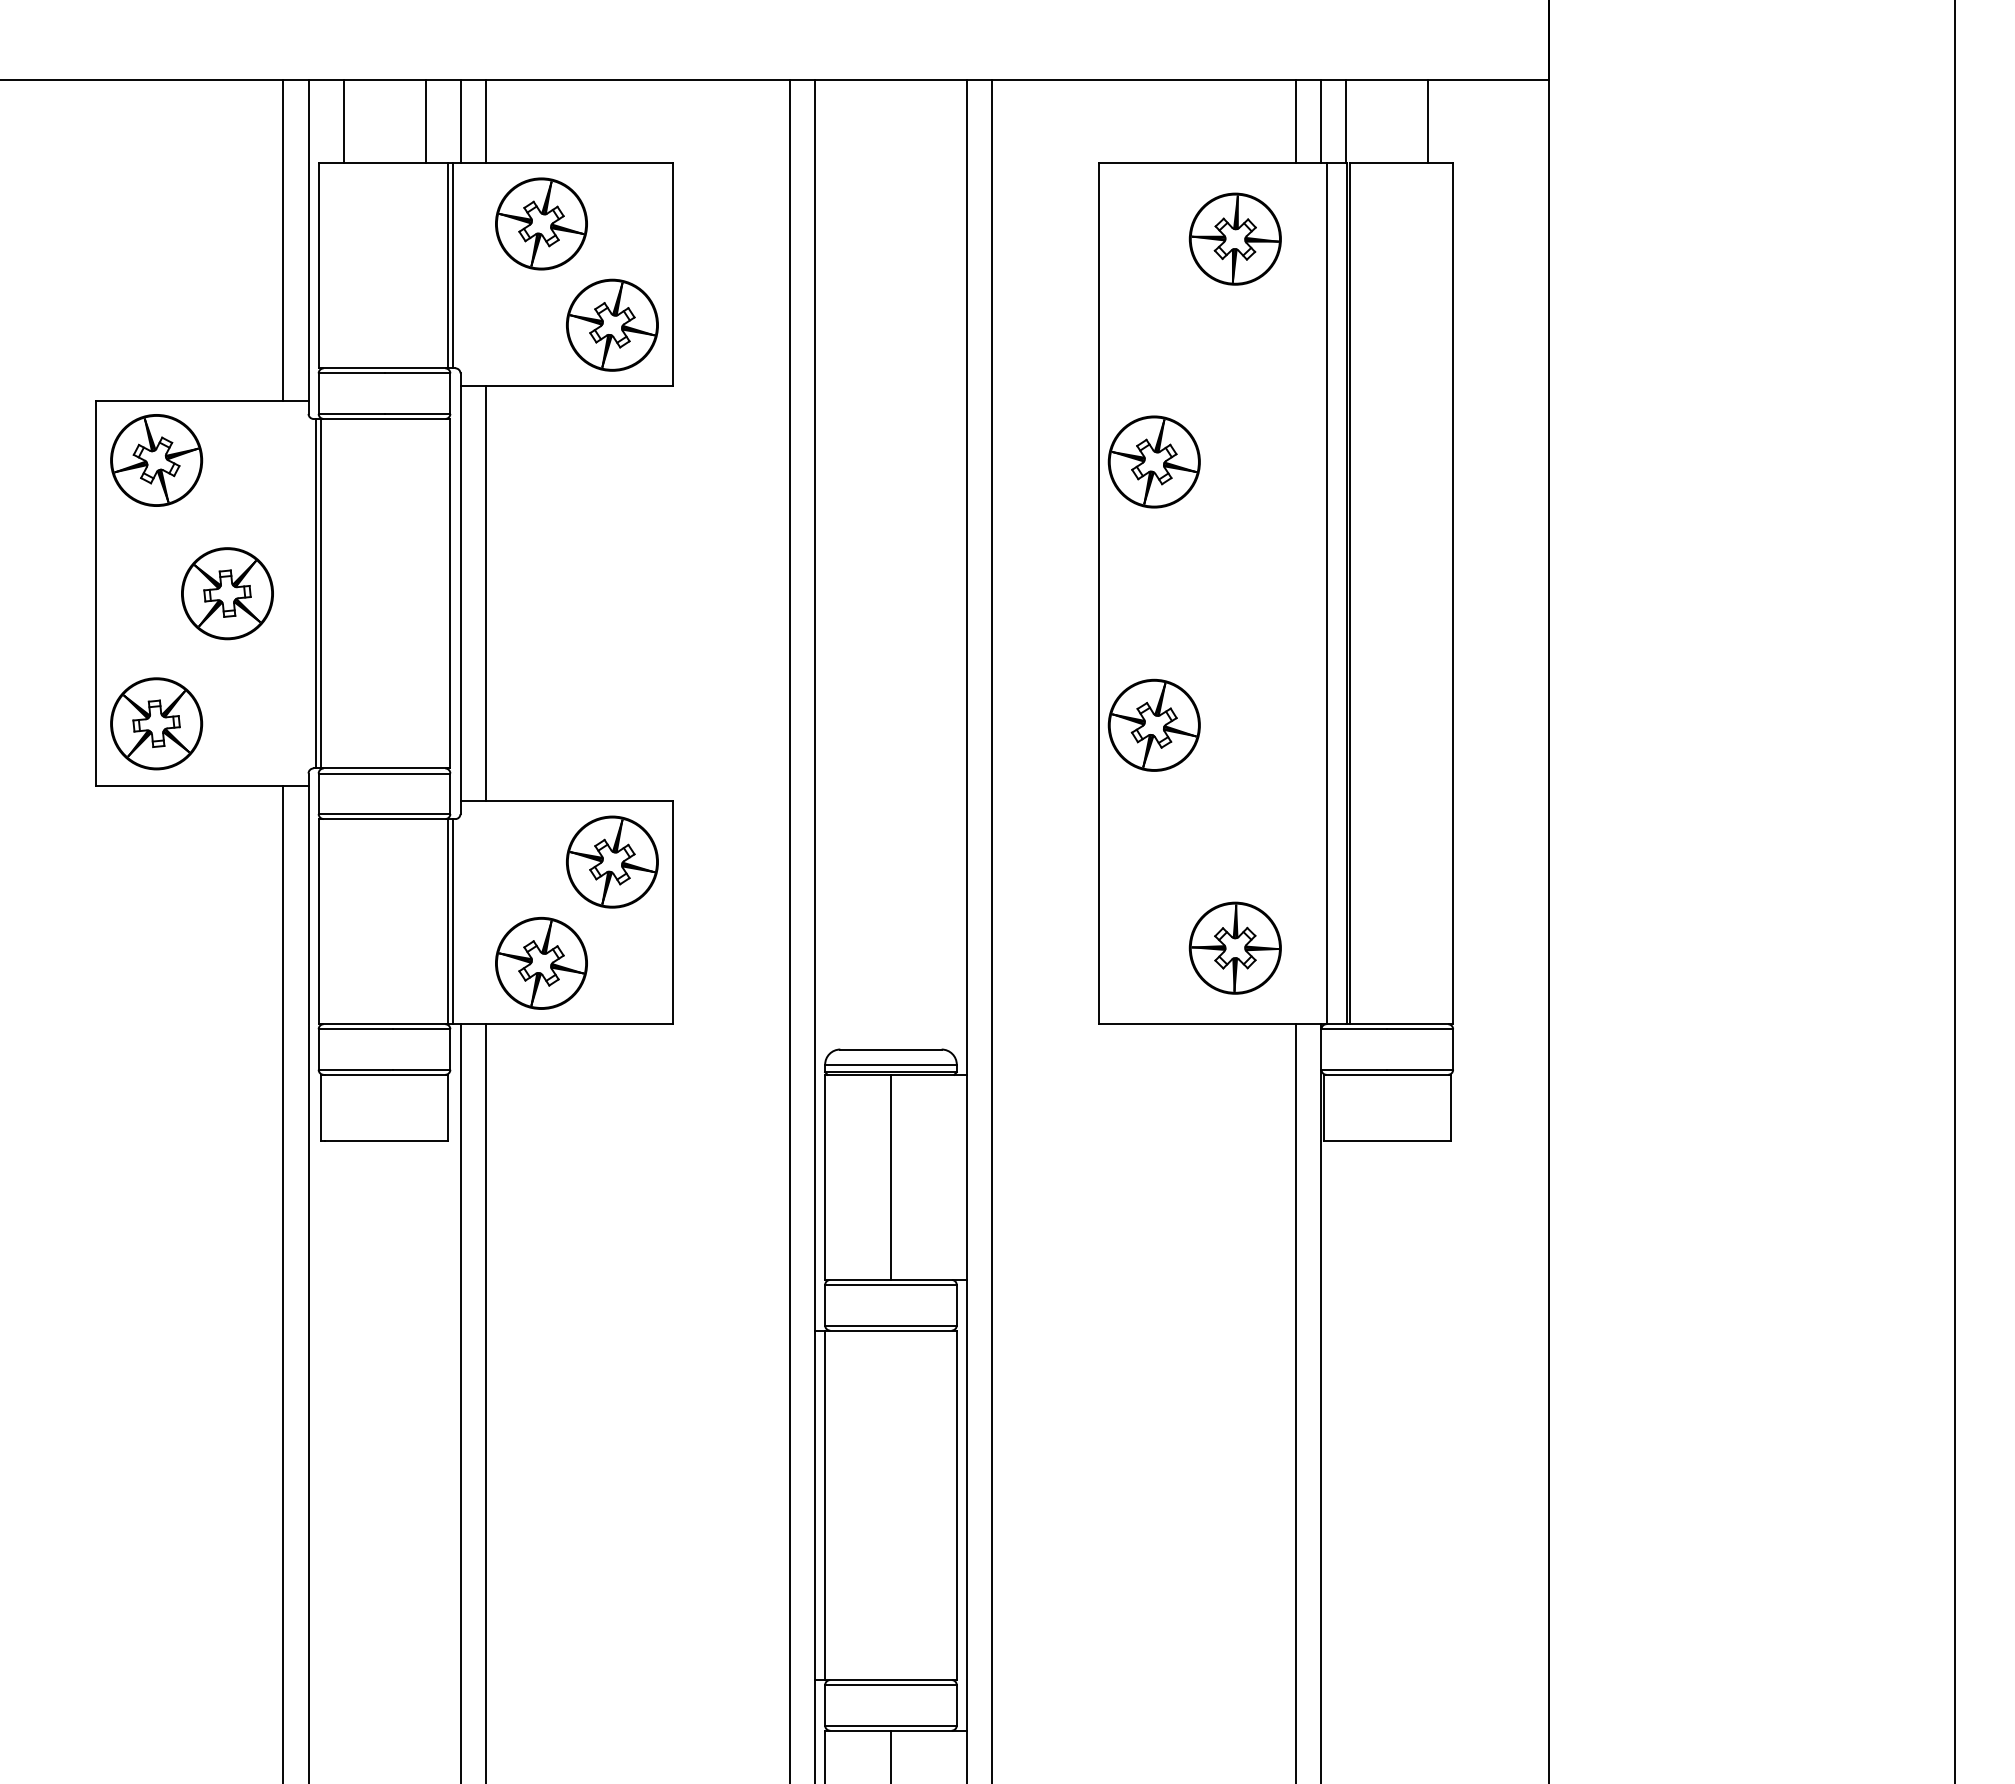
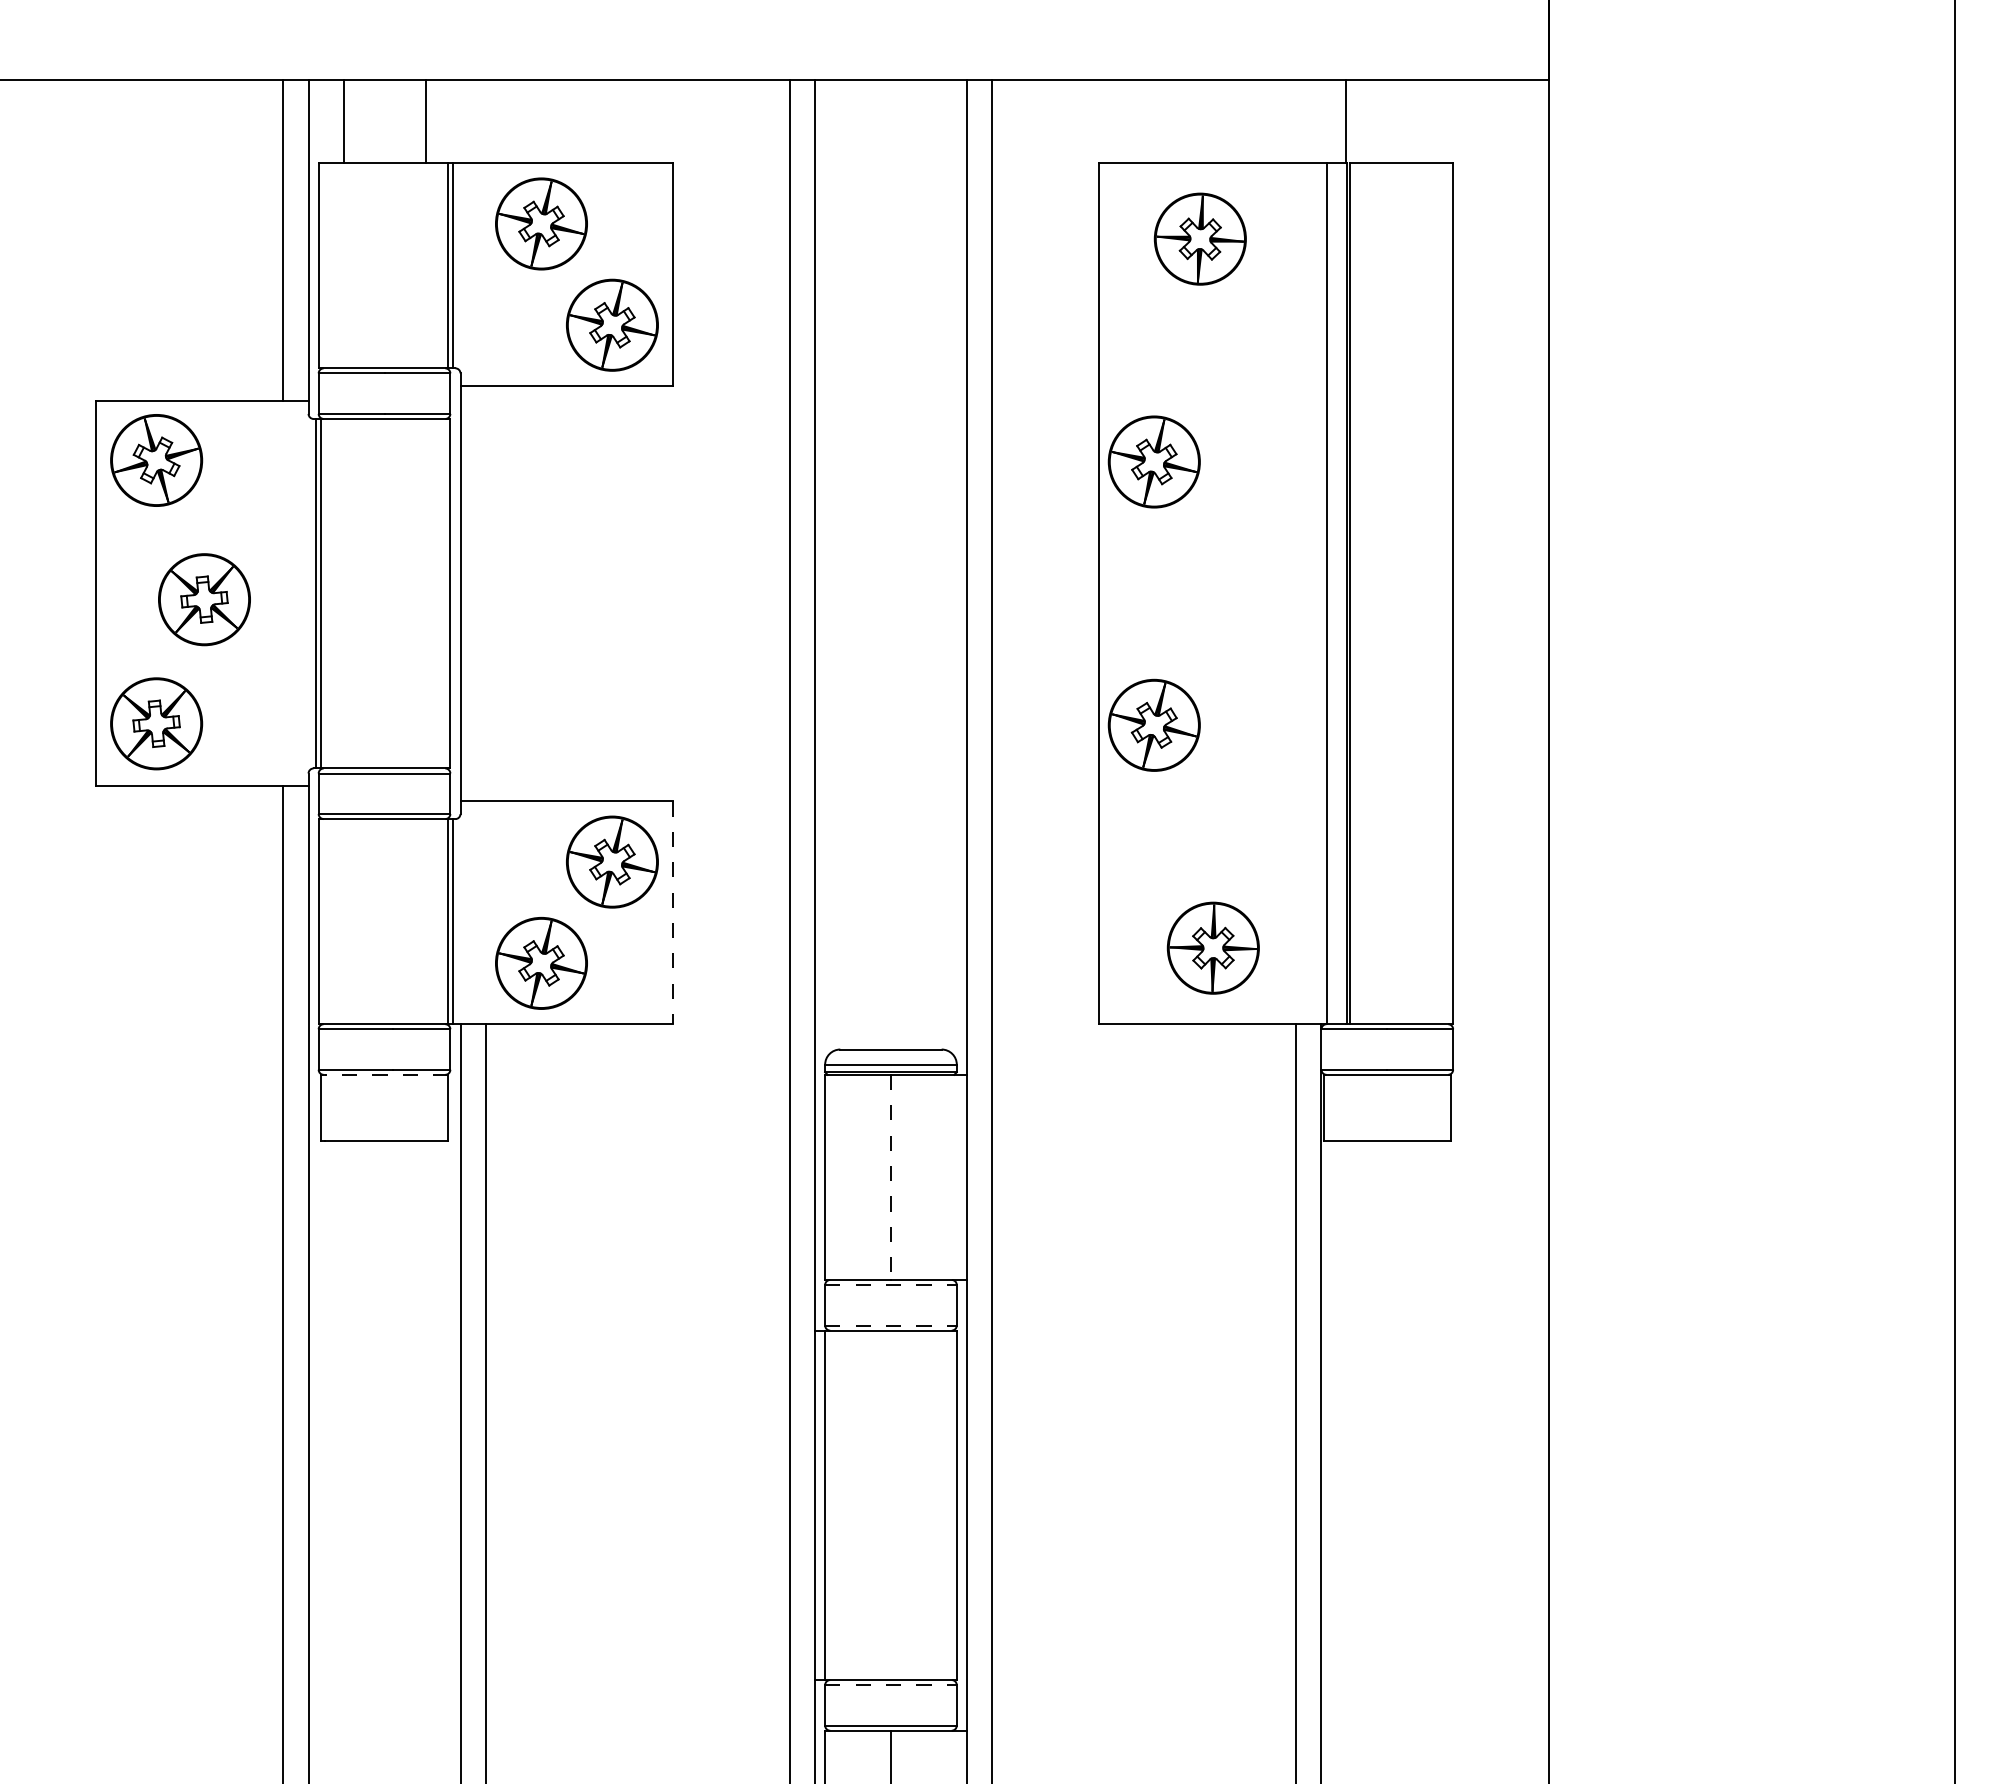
line: present -> none (460, 121)
line: present -> none (485, 121)
line: present -> none (1296, 121)
line: present -> none (1321, 121)
line: present -> none (1428, 121)
part position: (1234, 238) -> (1199, 238) (1199, 238)
part position: (227, 593) -> (204, 599) (204, 599)
line: present -> none (485, 593)
line: solid -> dashed (673, 913)
part position: (1234, 947) -> (1212, 947) (1212, 947)
line: solid -> dashed (386, 1074)
line: solid -> dashed (890, 1177)
line: solid -> dashed (890, 1285)
line: solid -> dashed (890, 1325)
line: solid -> dashed (890, 1685)
